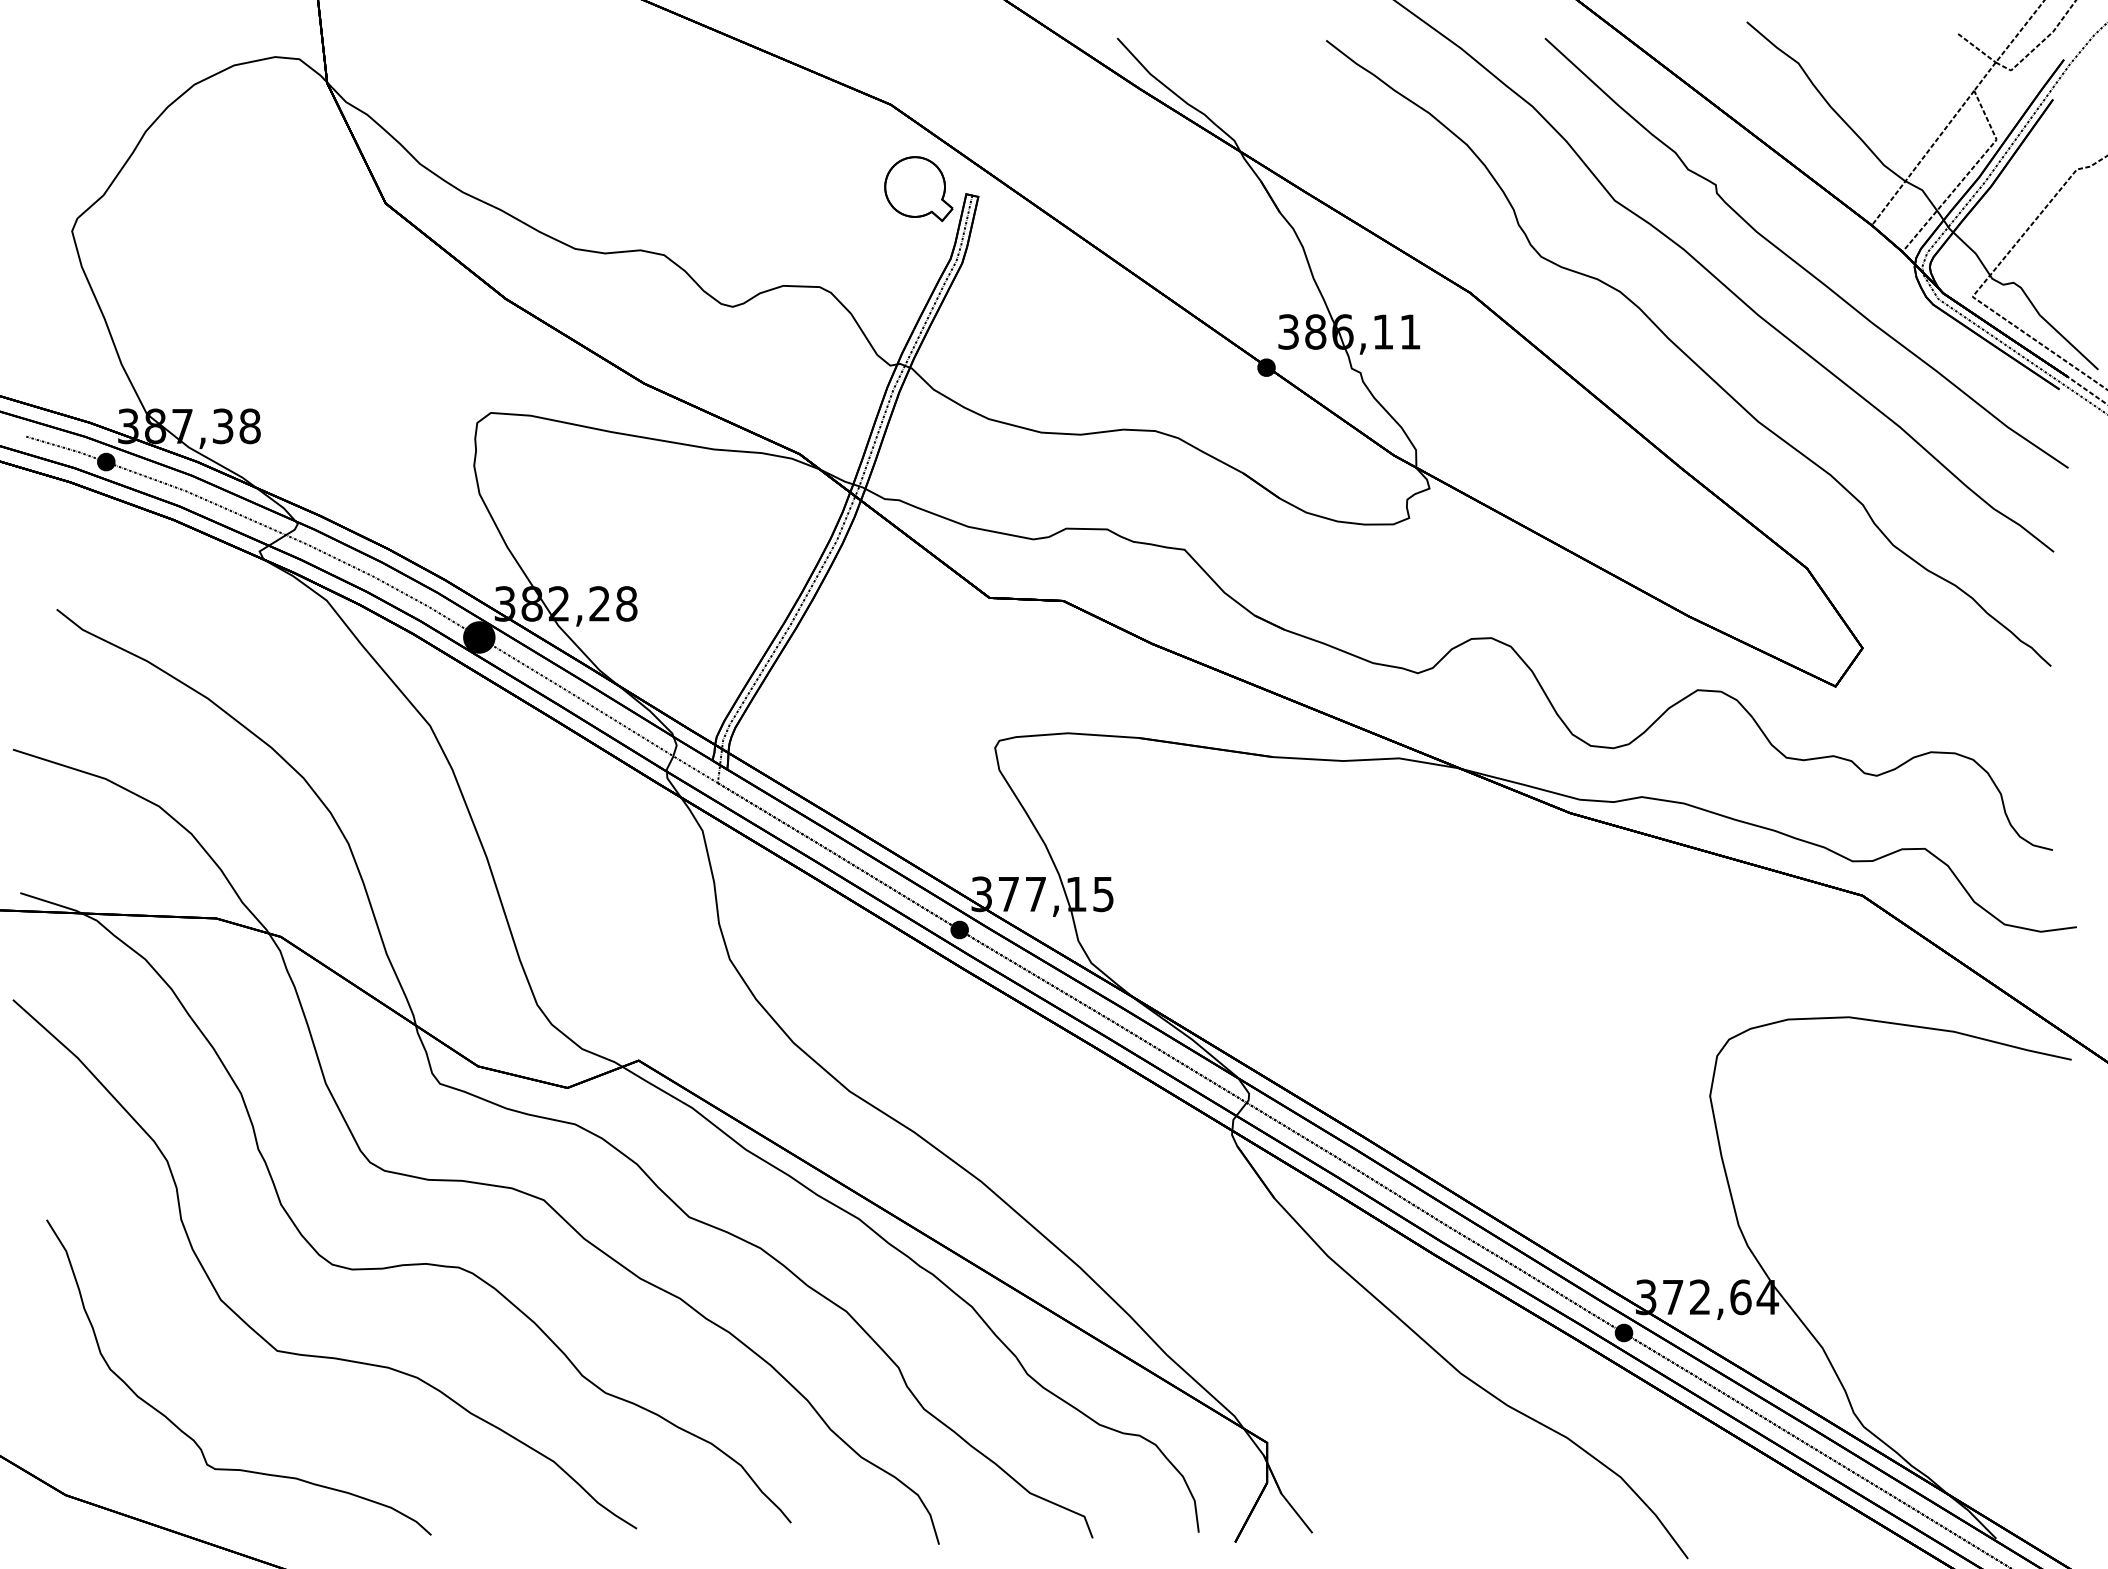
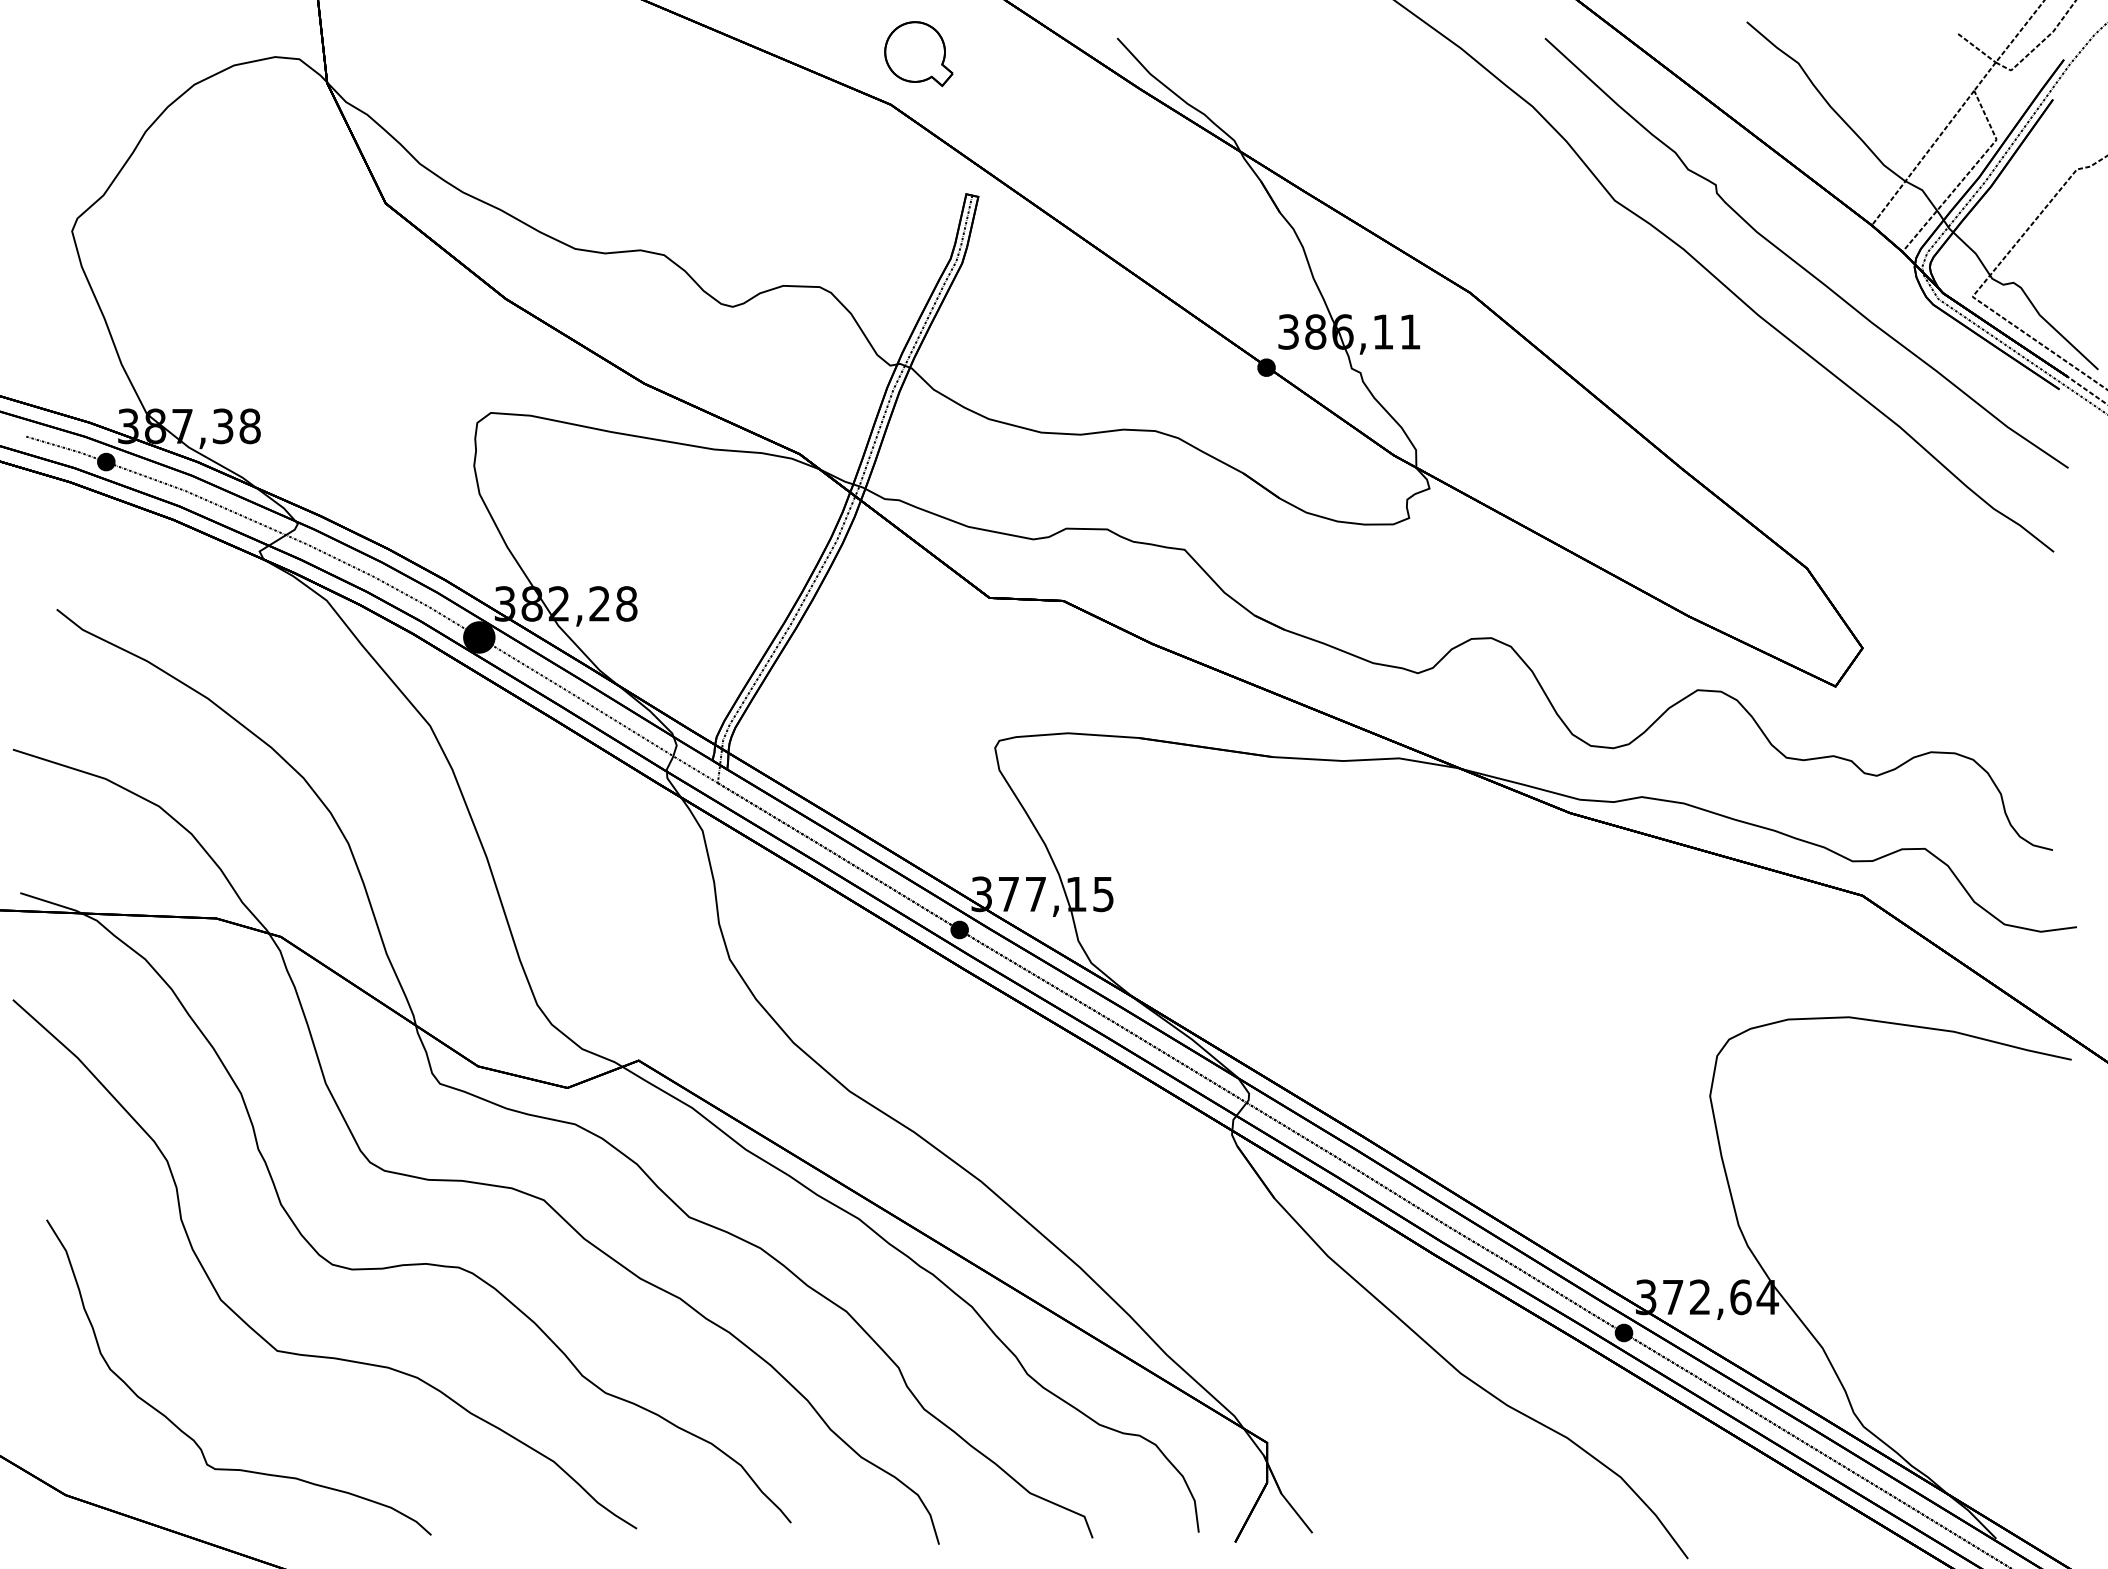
part position: (918, 189) -> (918, 54) (918, 54)
curve: present -> none (1687, 354)
